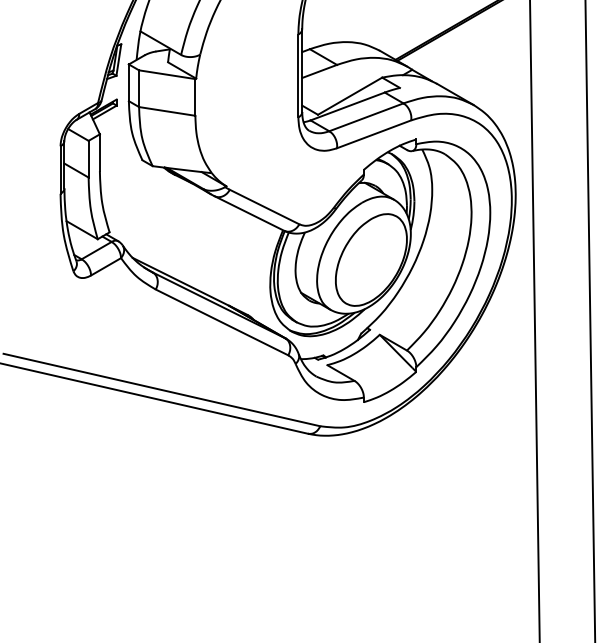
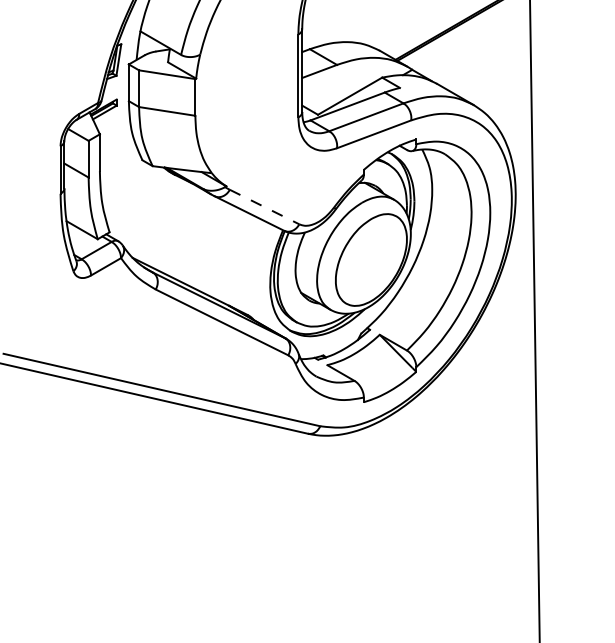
line: solid -> dashed (264, 207)
line: present -> none (590, 320)
